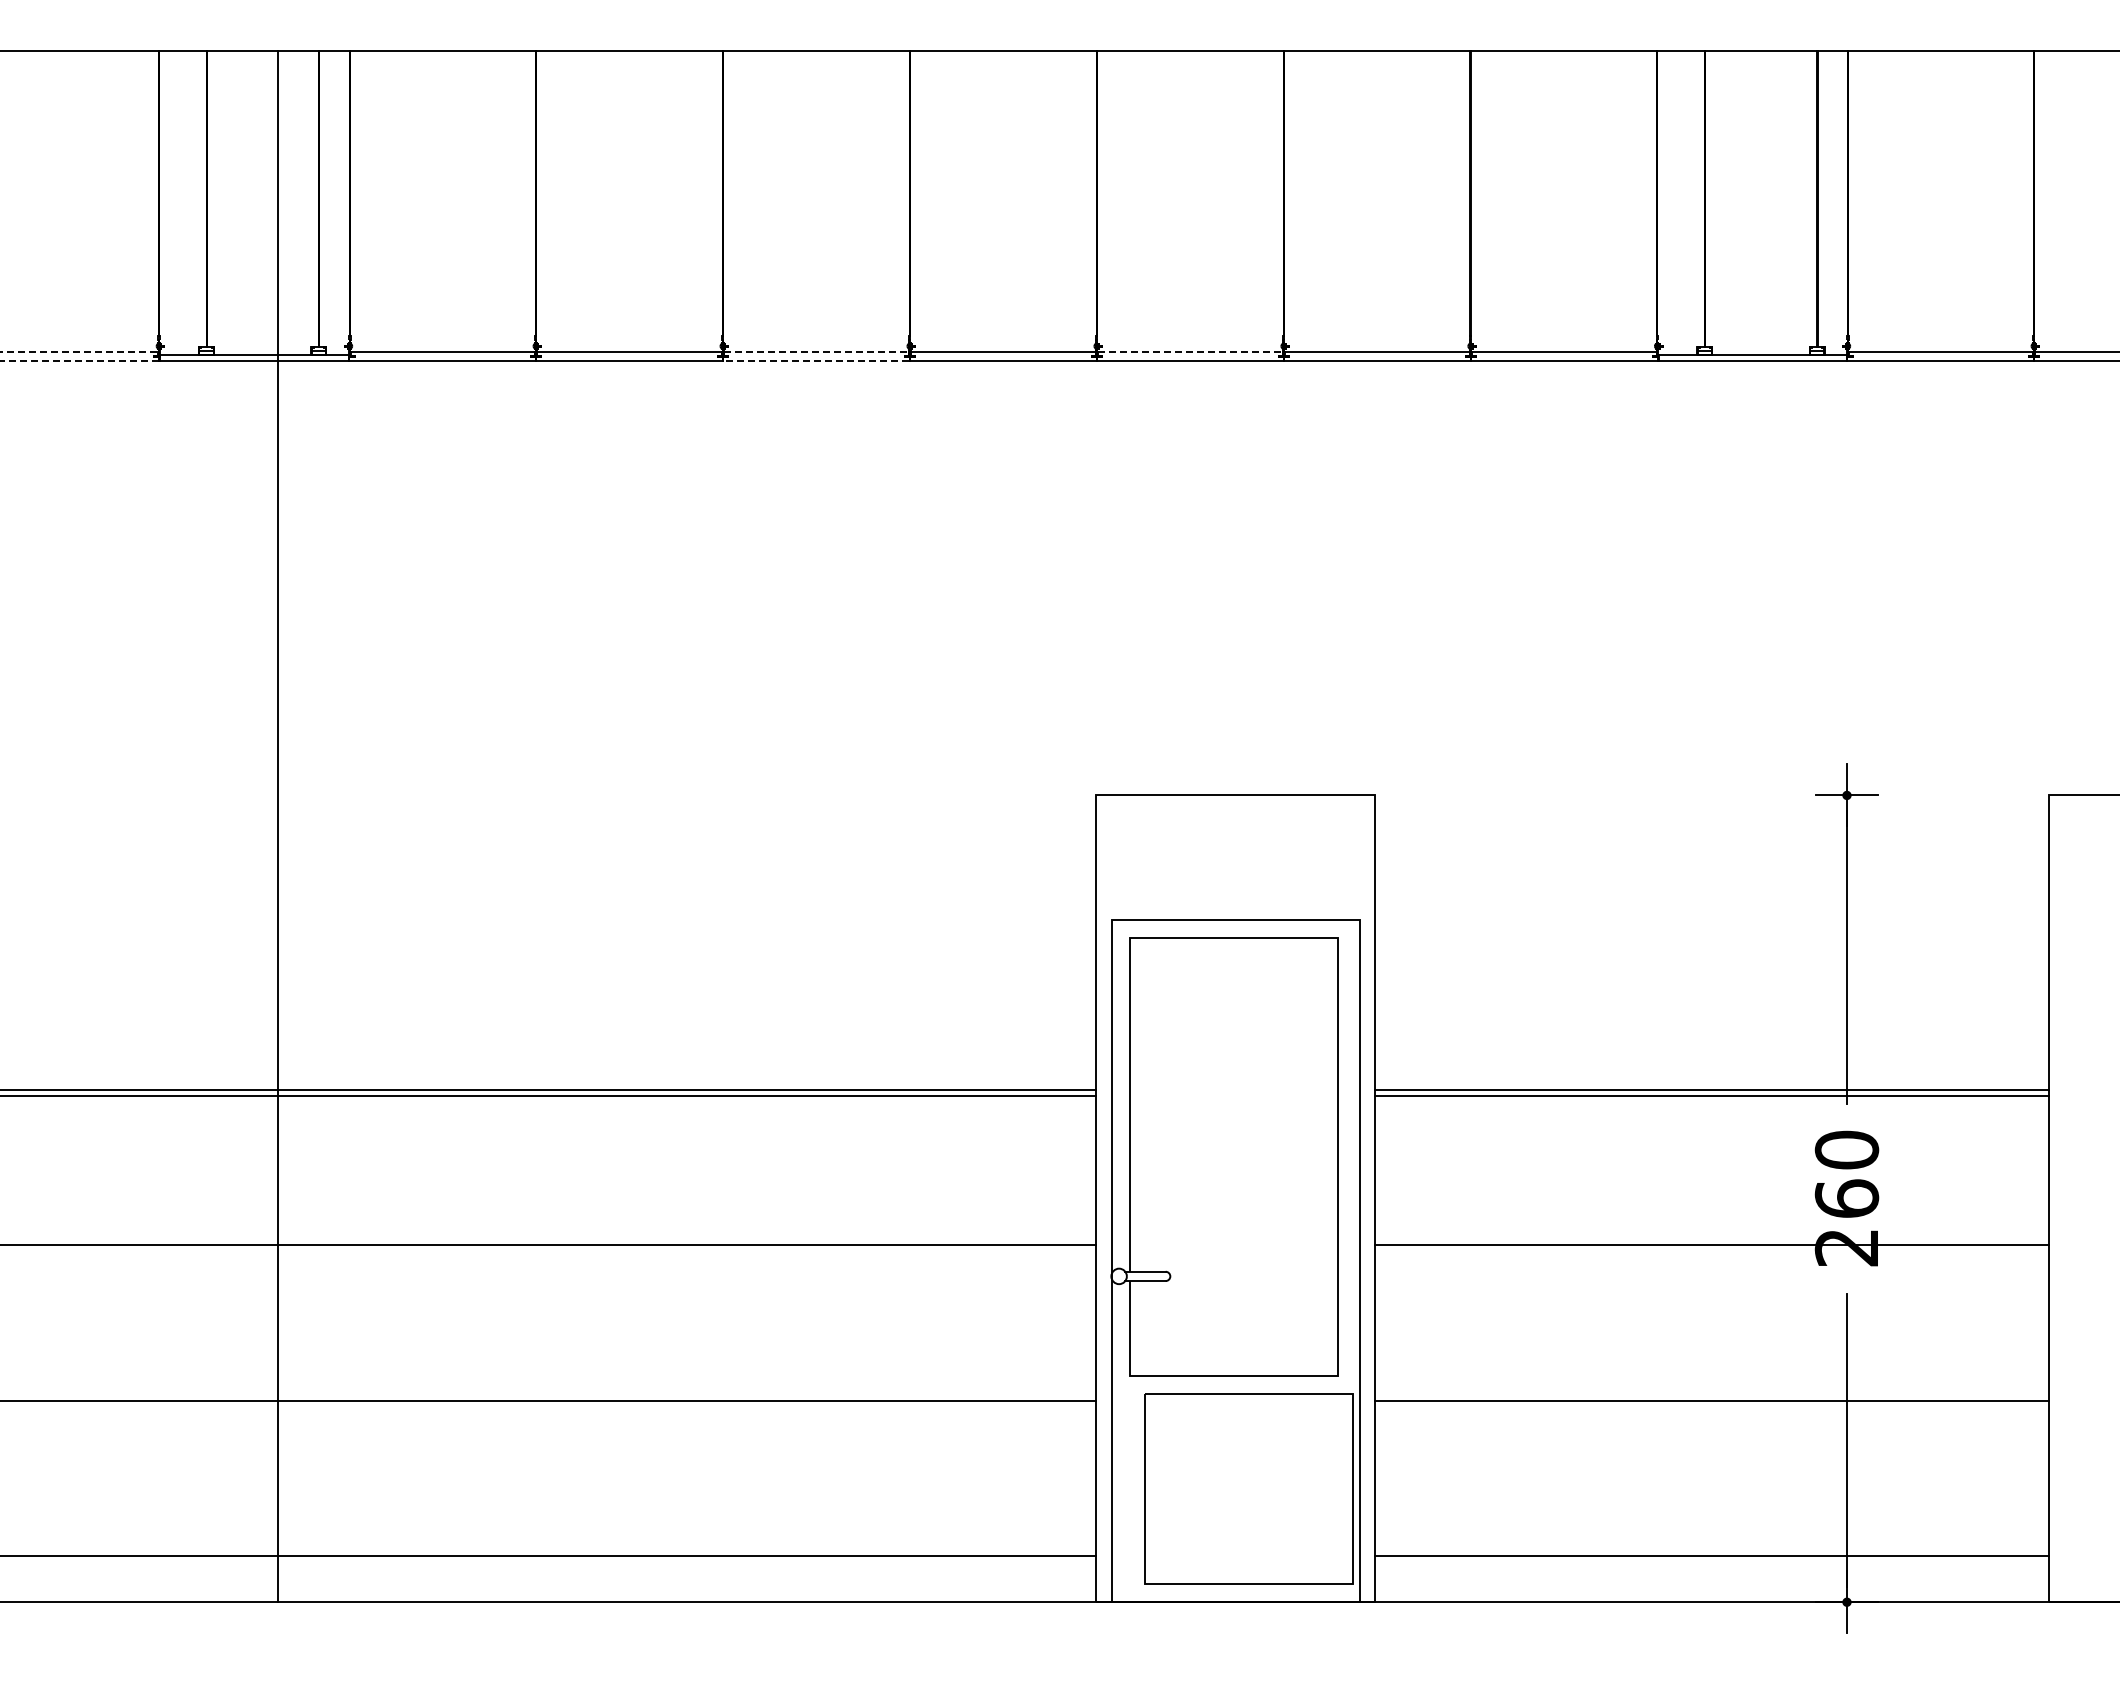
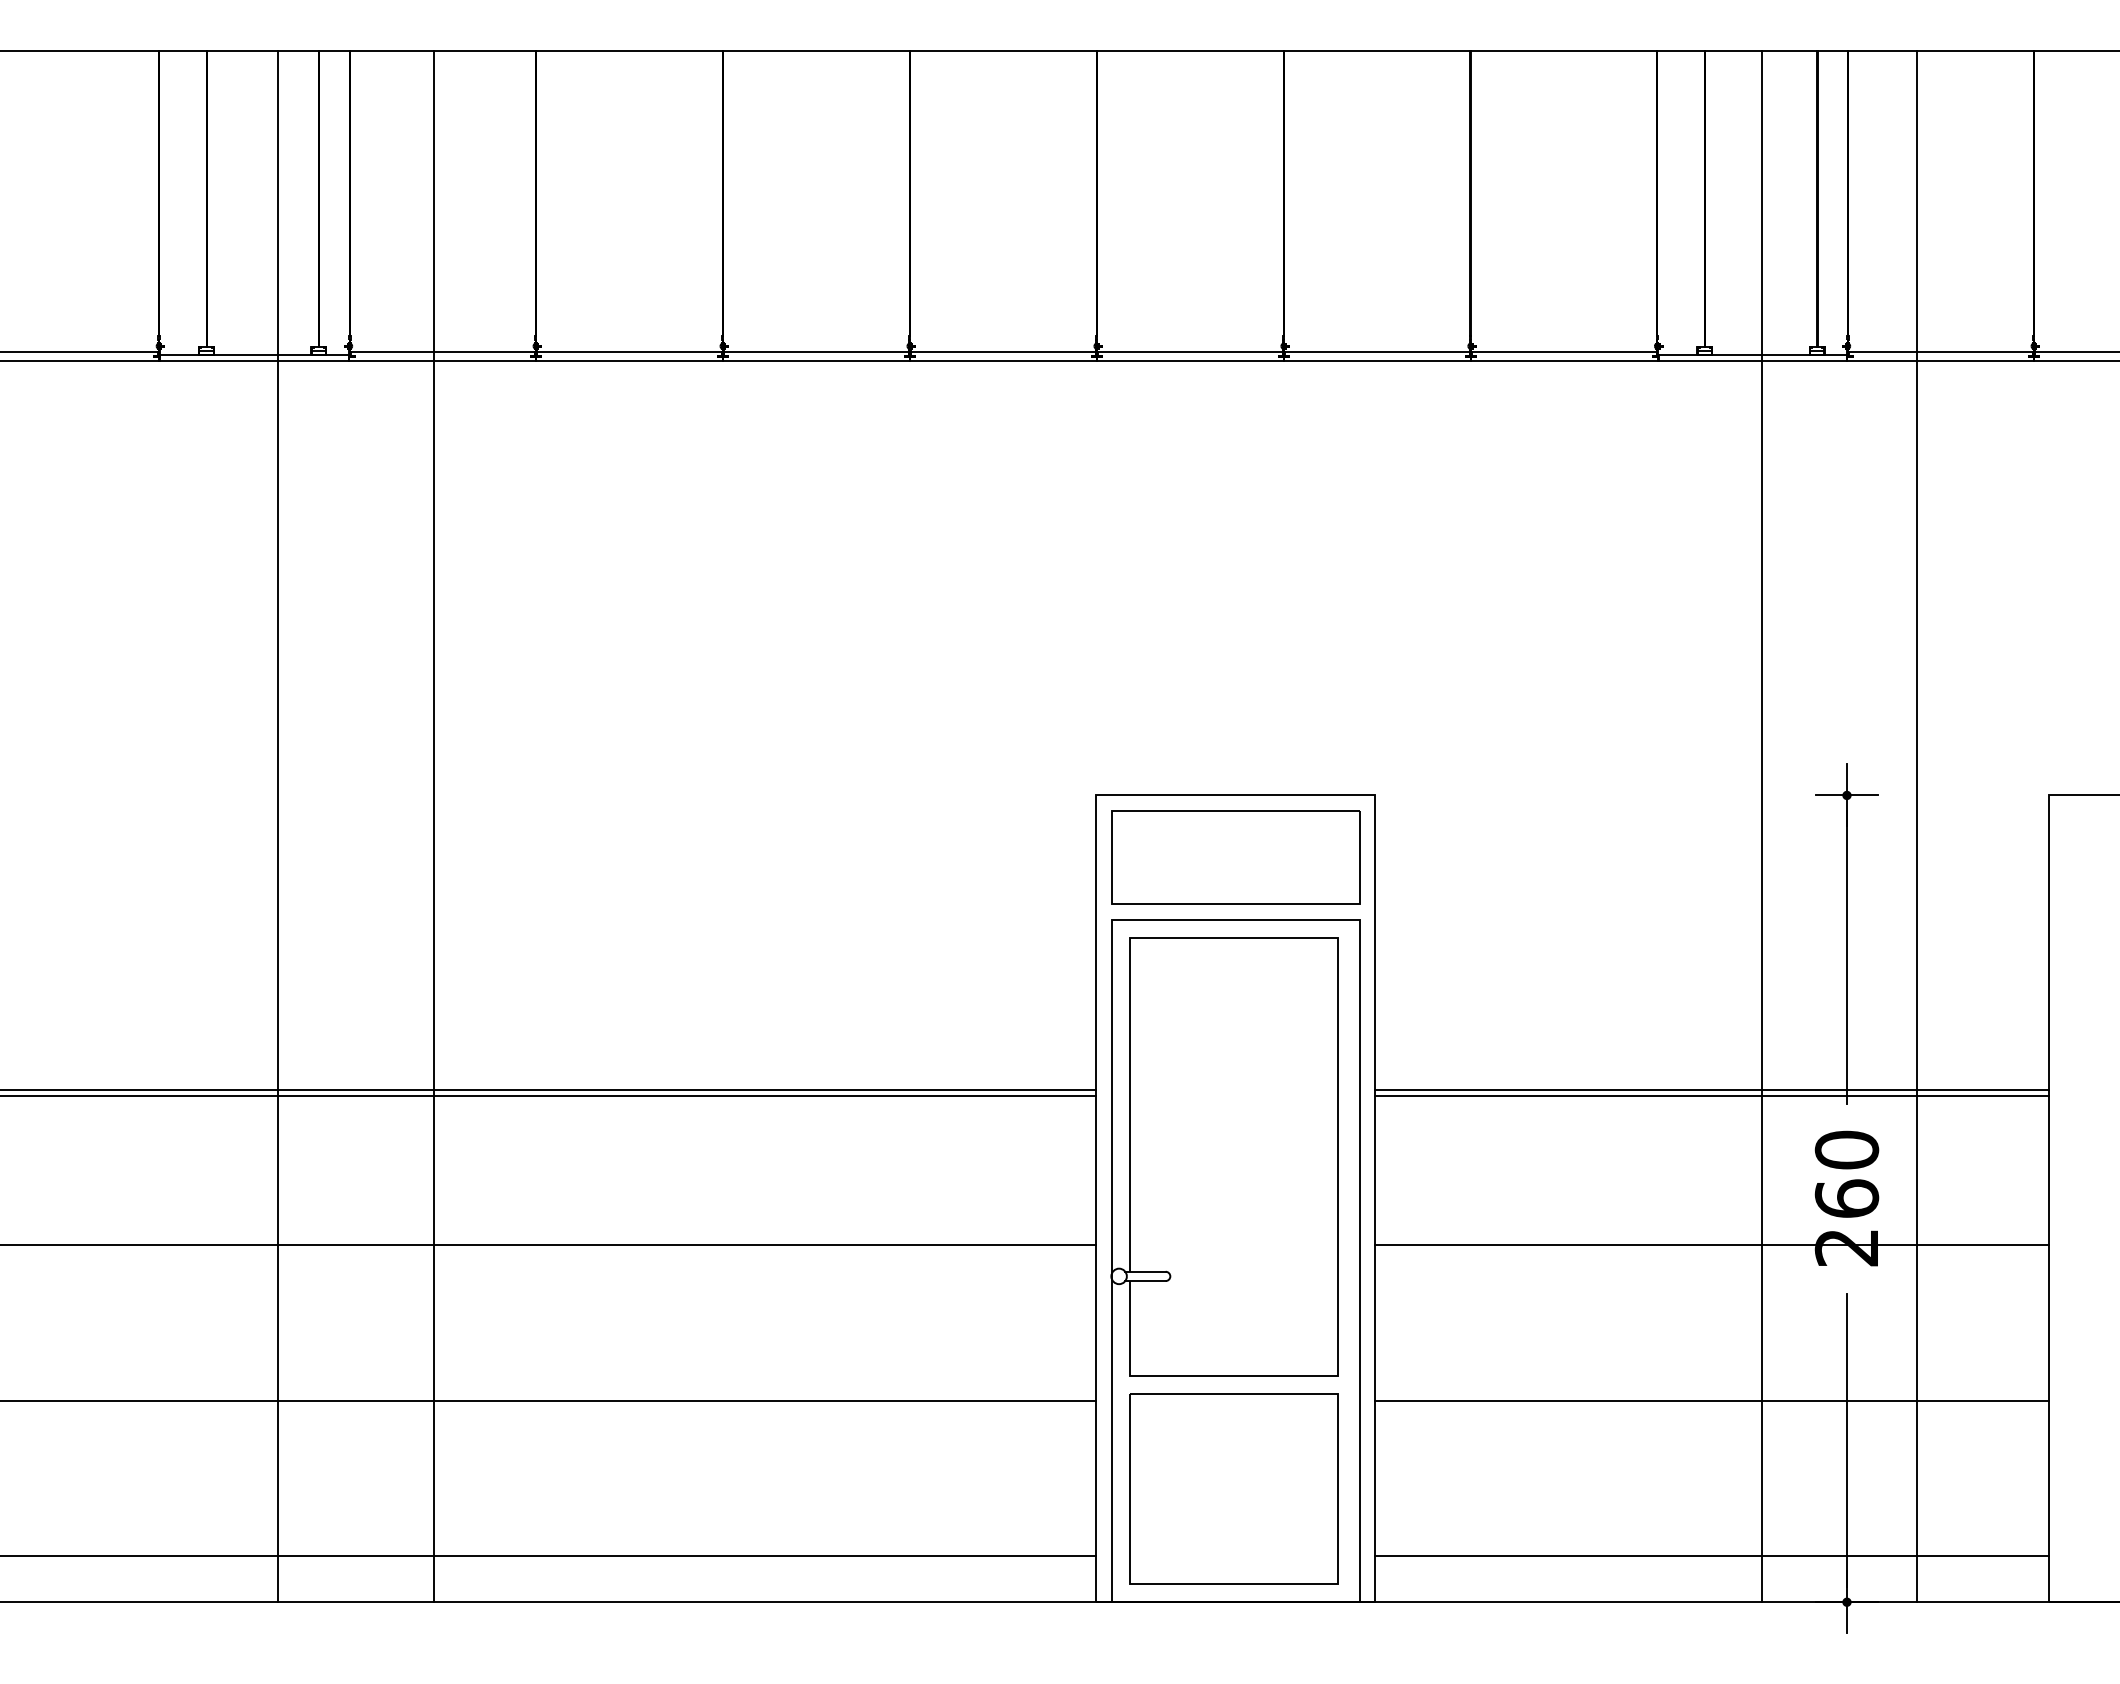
line: dashed -> solid (79, 351)
line: dashed -> solid (817, 351)
line: dashed -> solid (1190, 351)
line: dashed -> solid (79, 361)
line: dashed -> solid (815, 361)
line: none -> present (433, 826)
line: none -> present (1761, 826)
line: none -> present (1916, 826)
part: none -> present (1235, 857)
part position: (1248, 1488) -> (1233, 1488) (1233, 1488)
